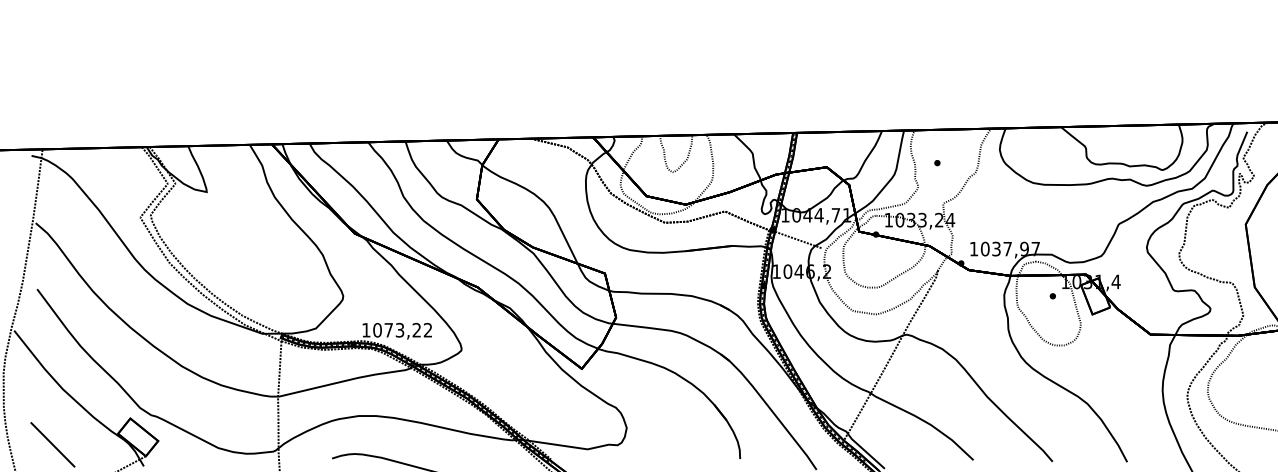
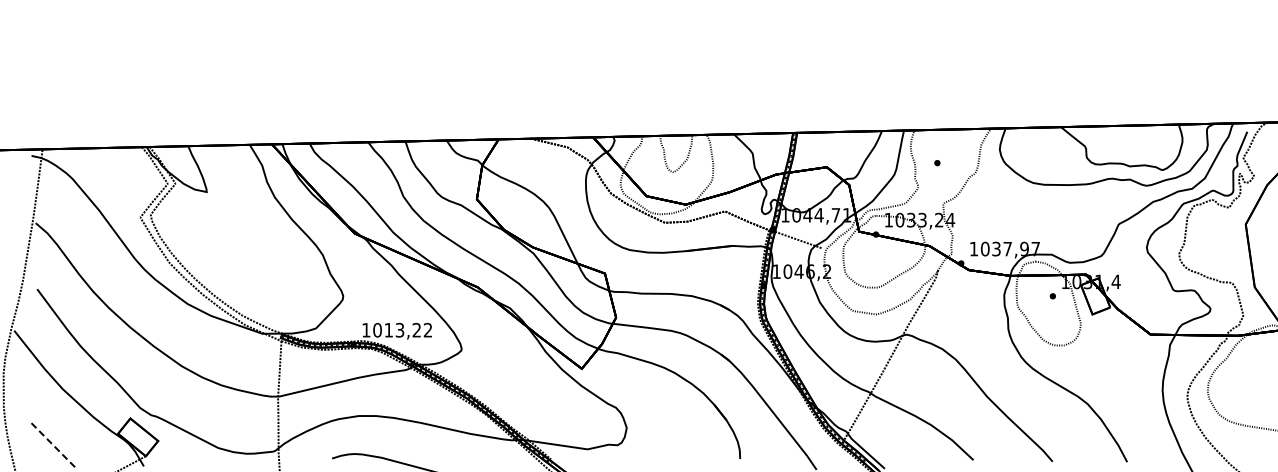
text: 1073,22 -> 1013,22 (388, 330)
line: solid -> dashed (52, 444)
